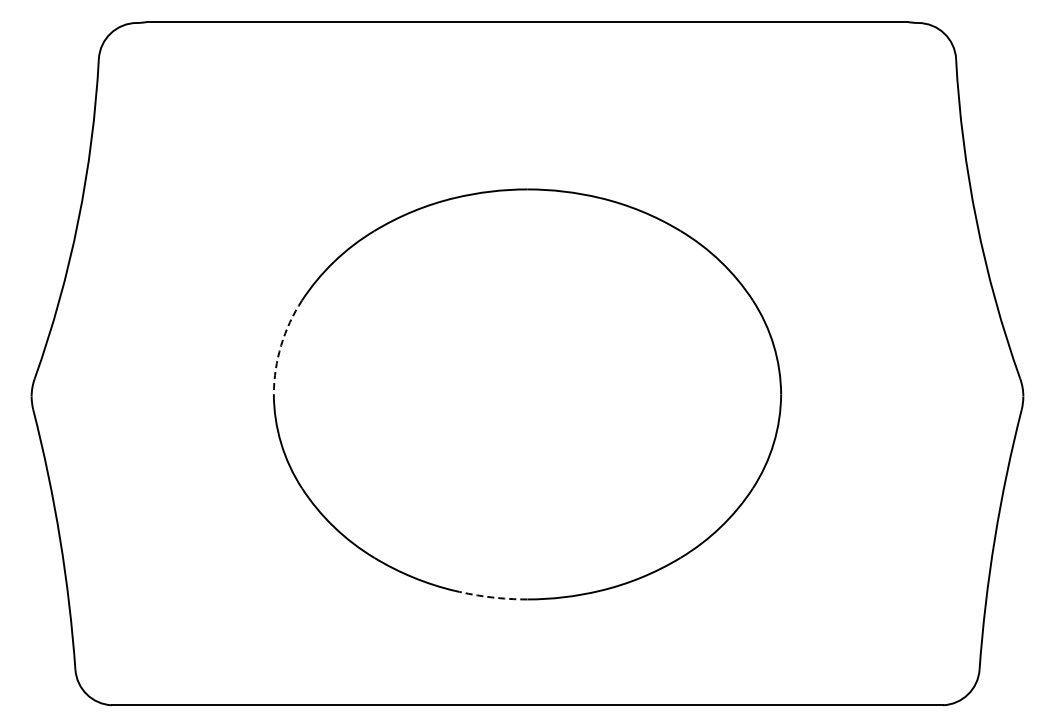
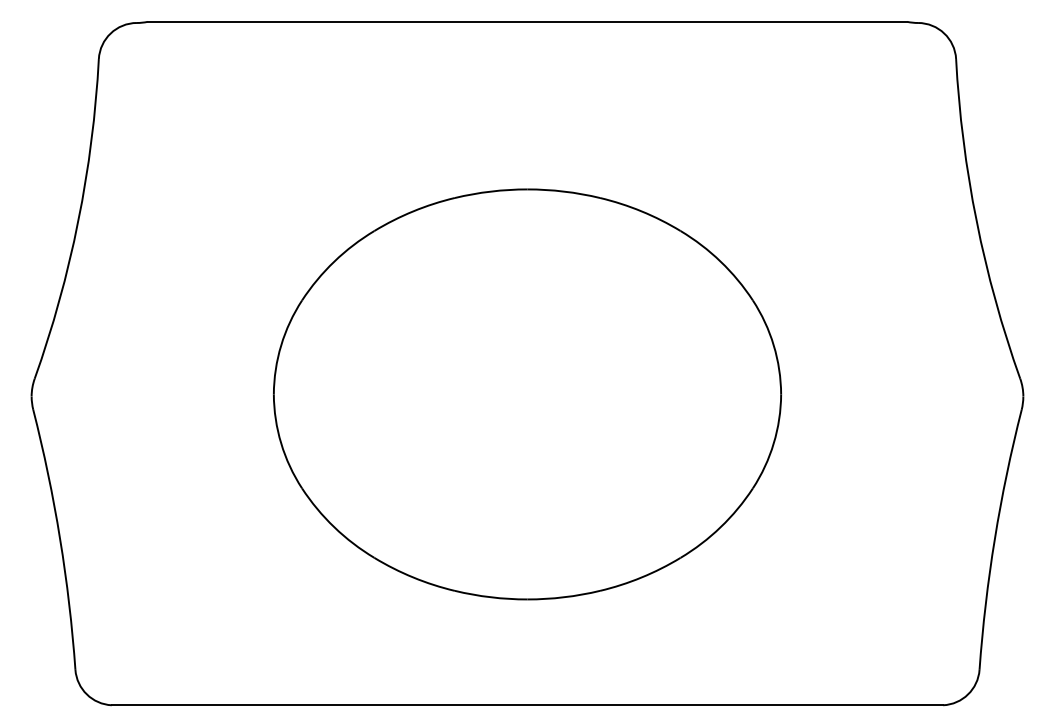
arc: dashed -> solid (281, 345)
arc: dashed -> solid (490, 597)
